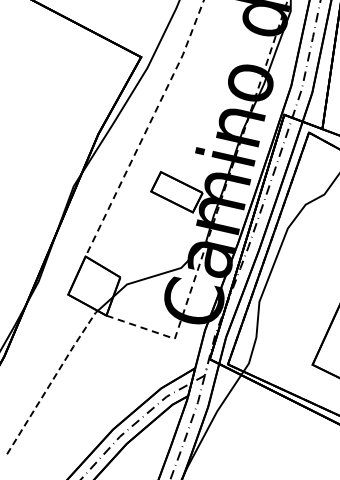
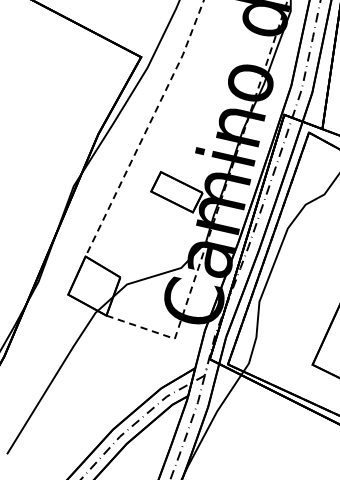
line: dashed -> solid (52, 380)
